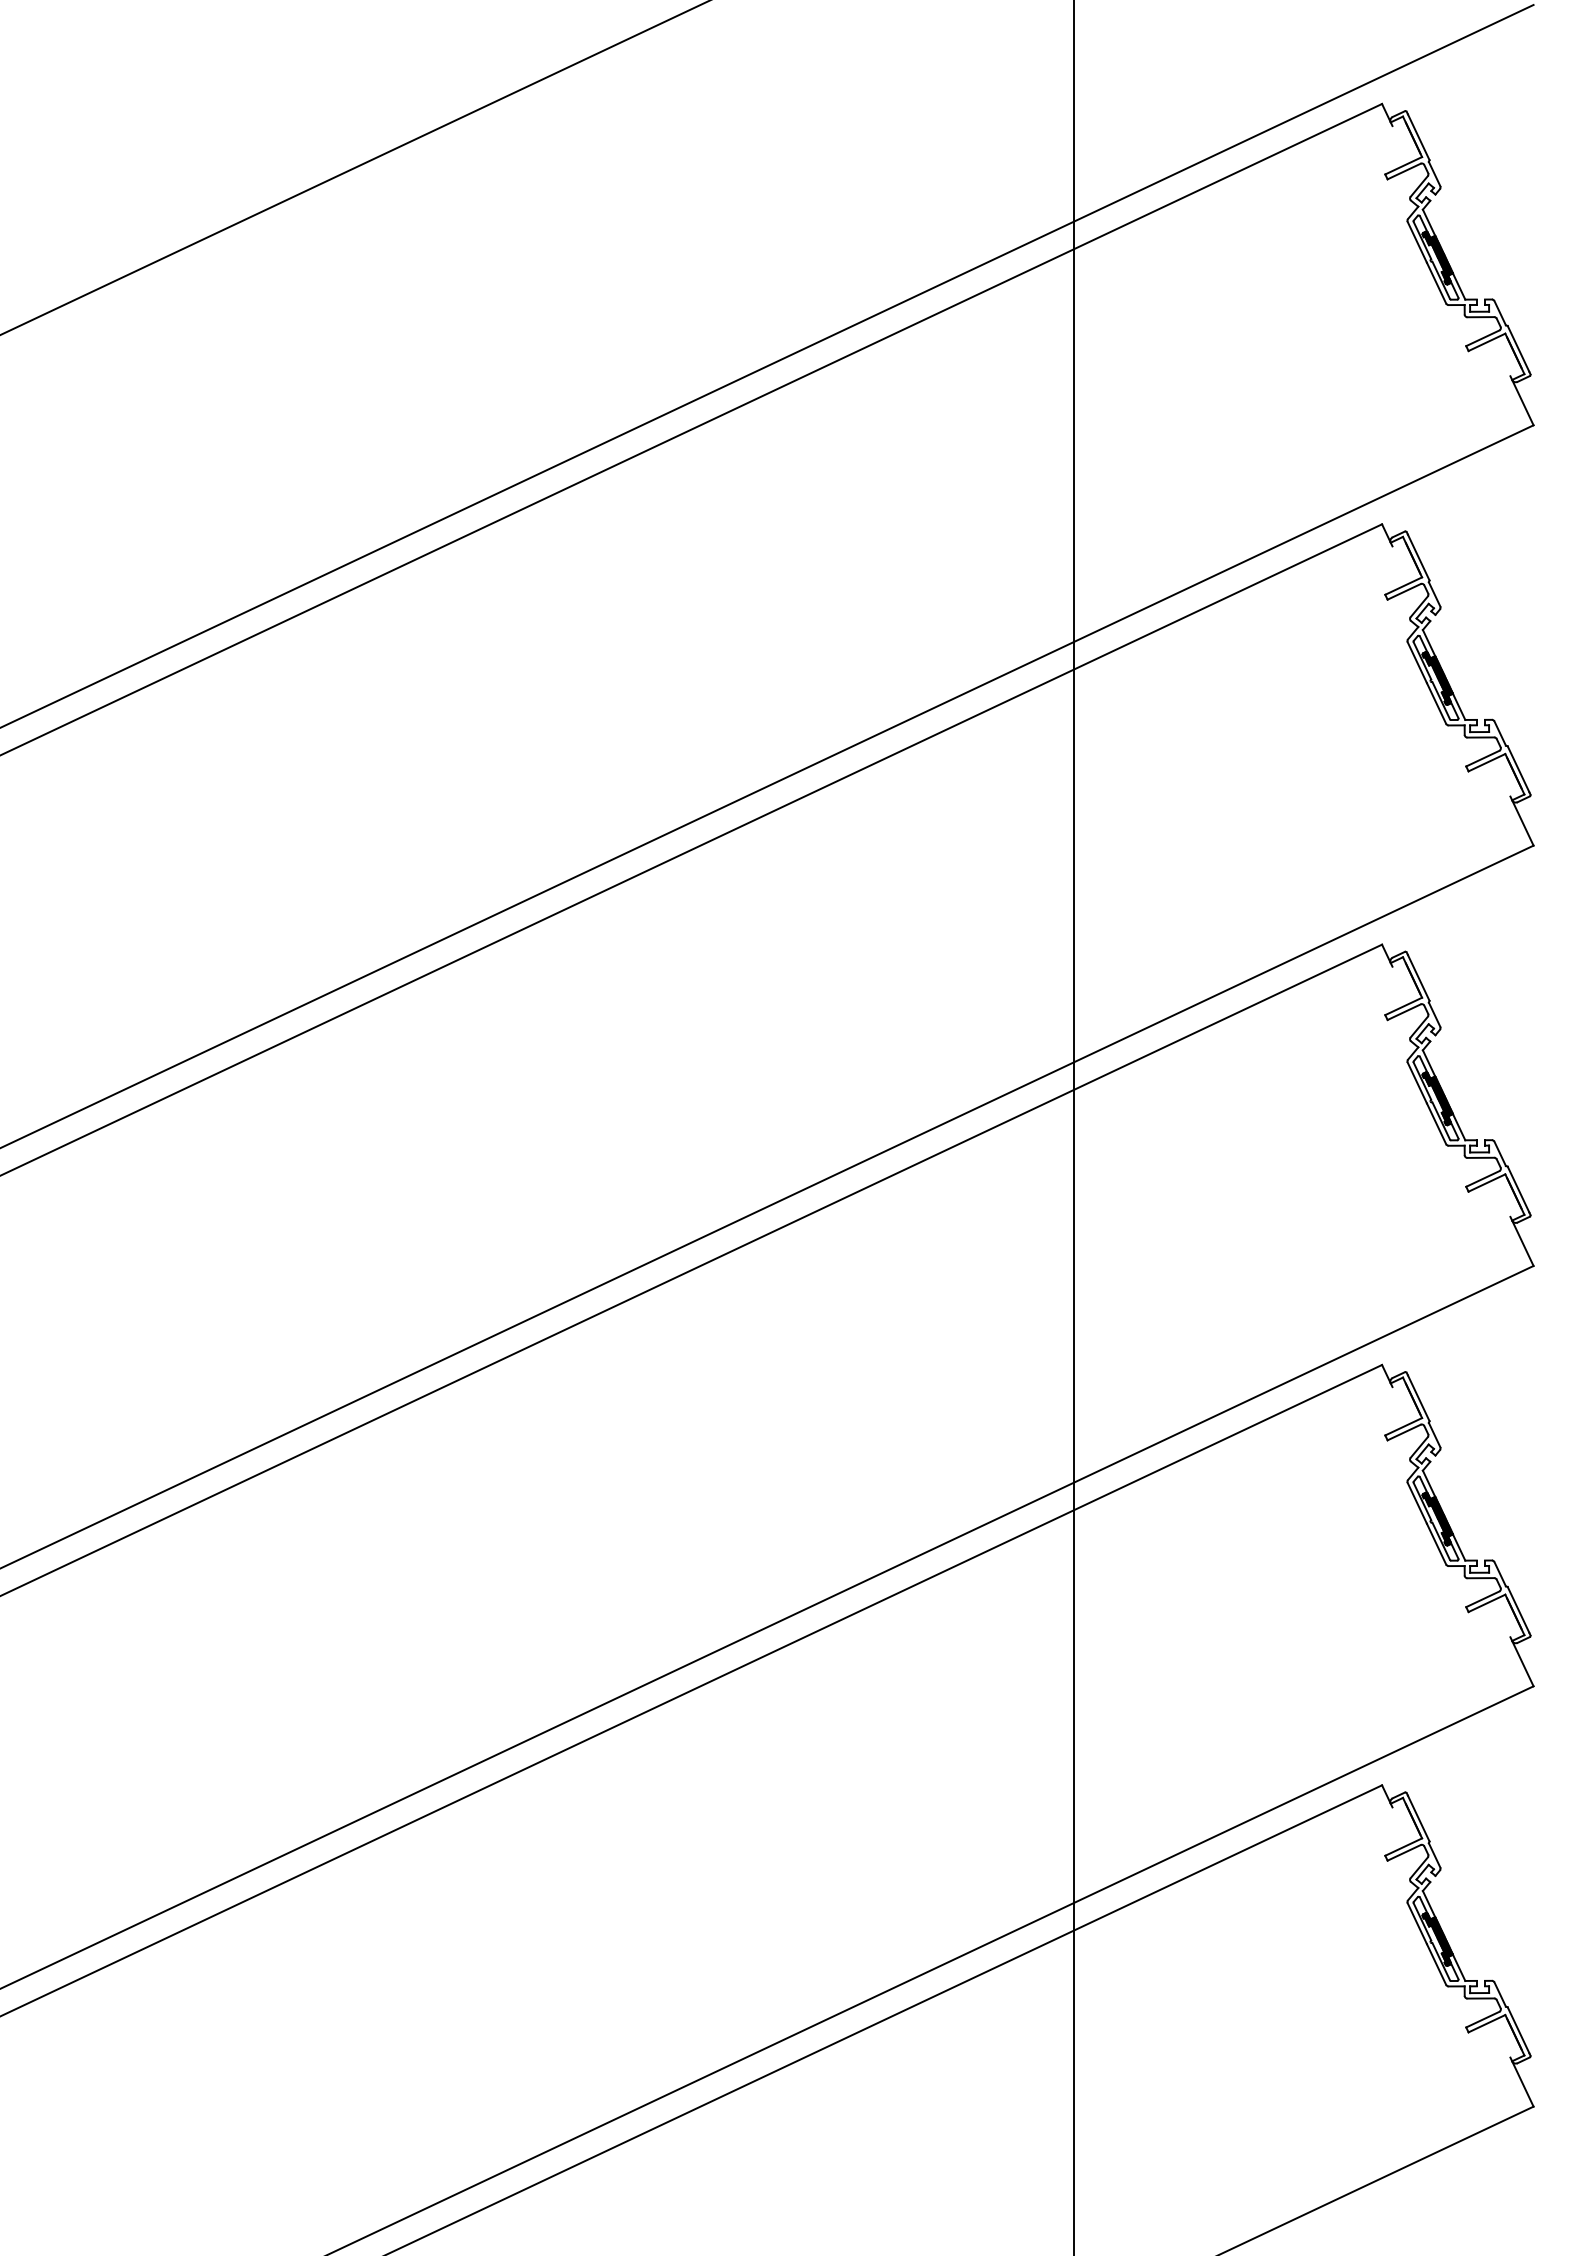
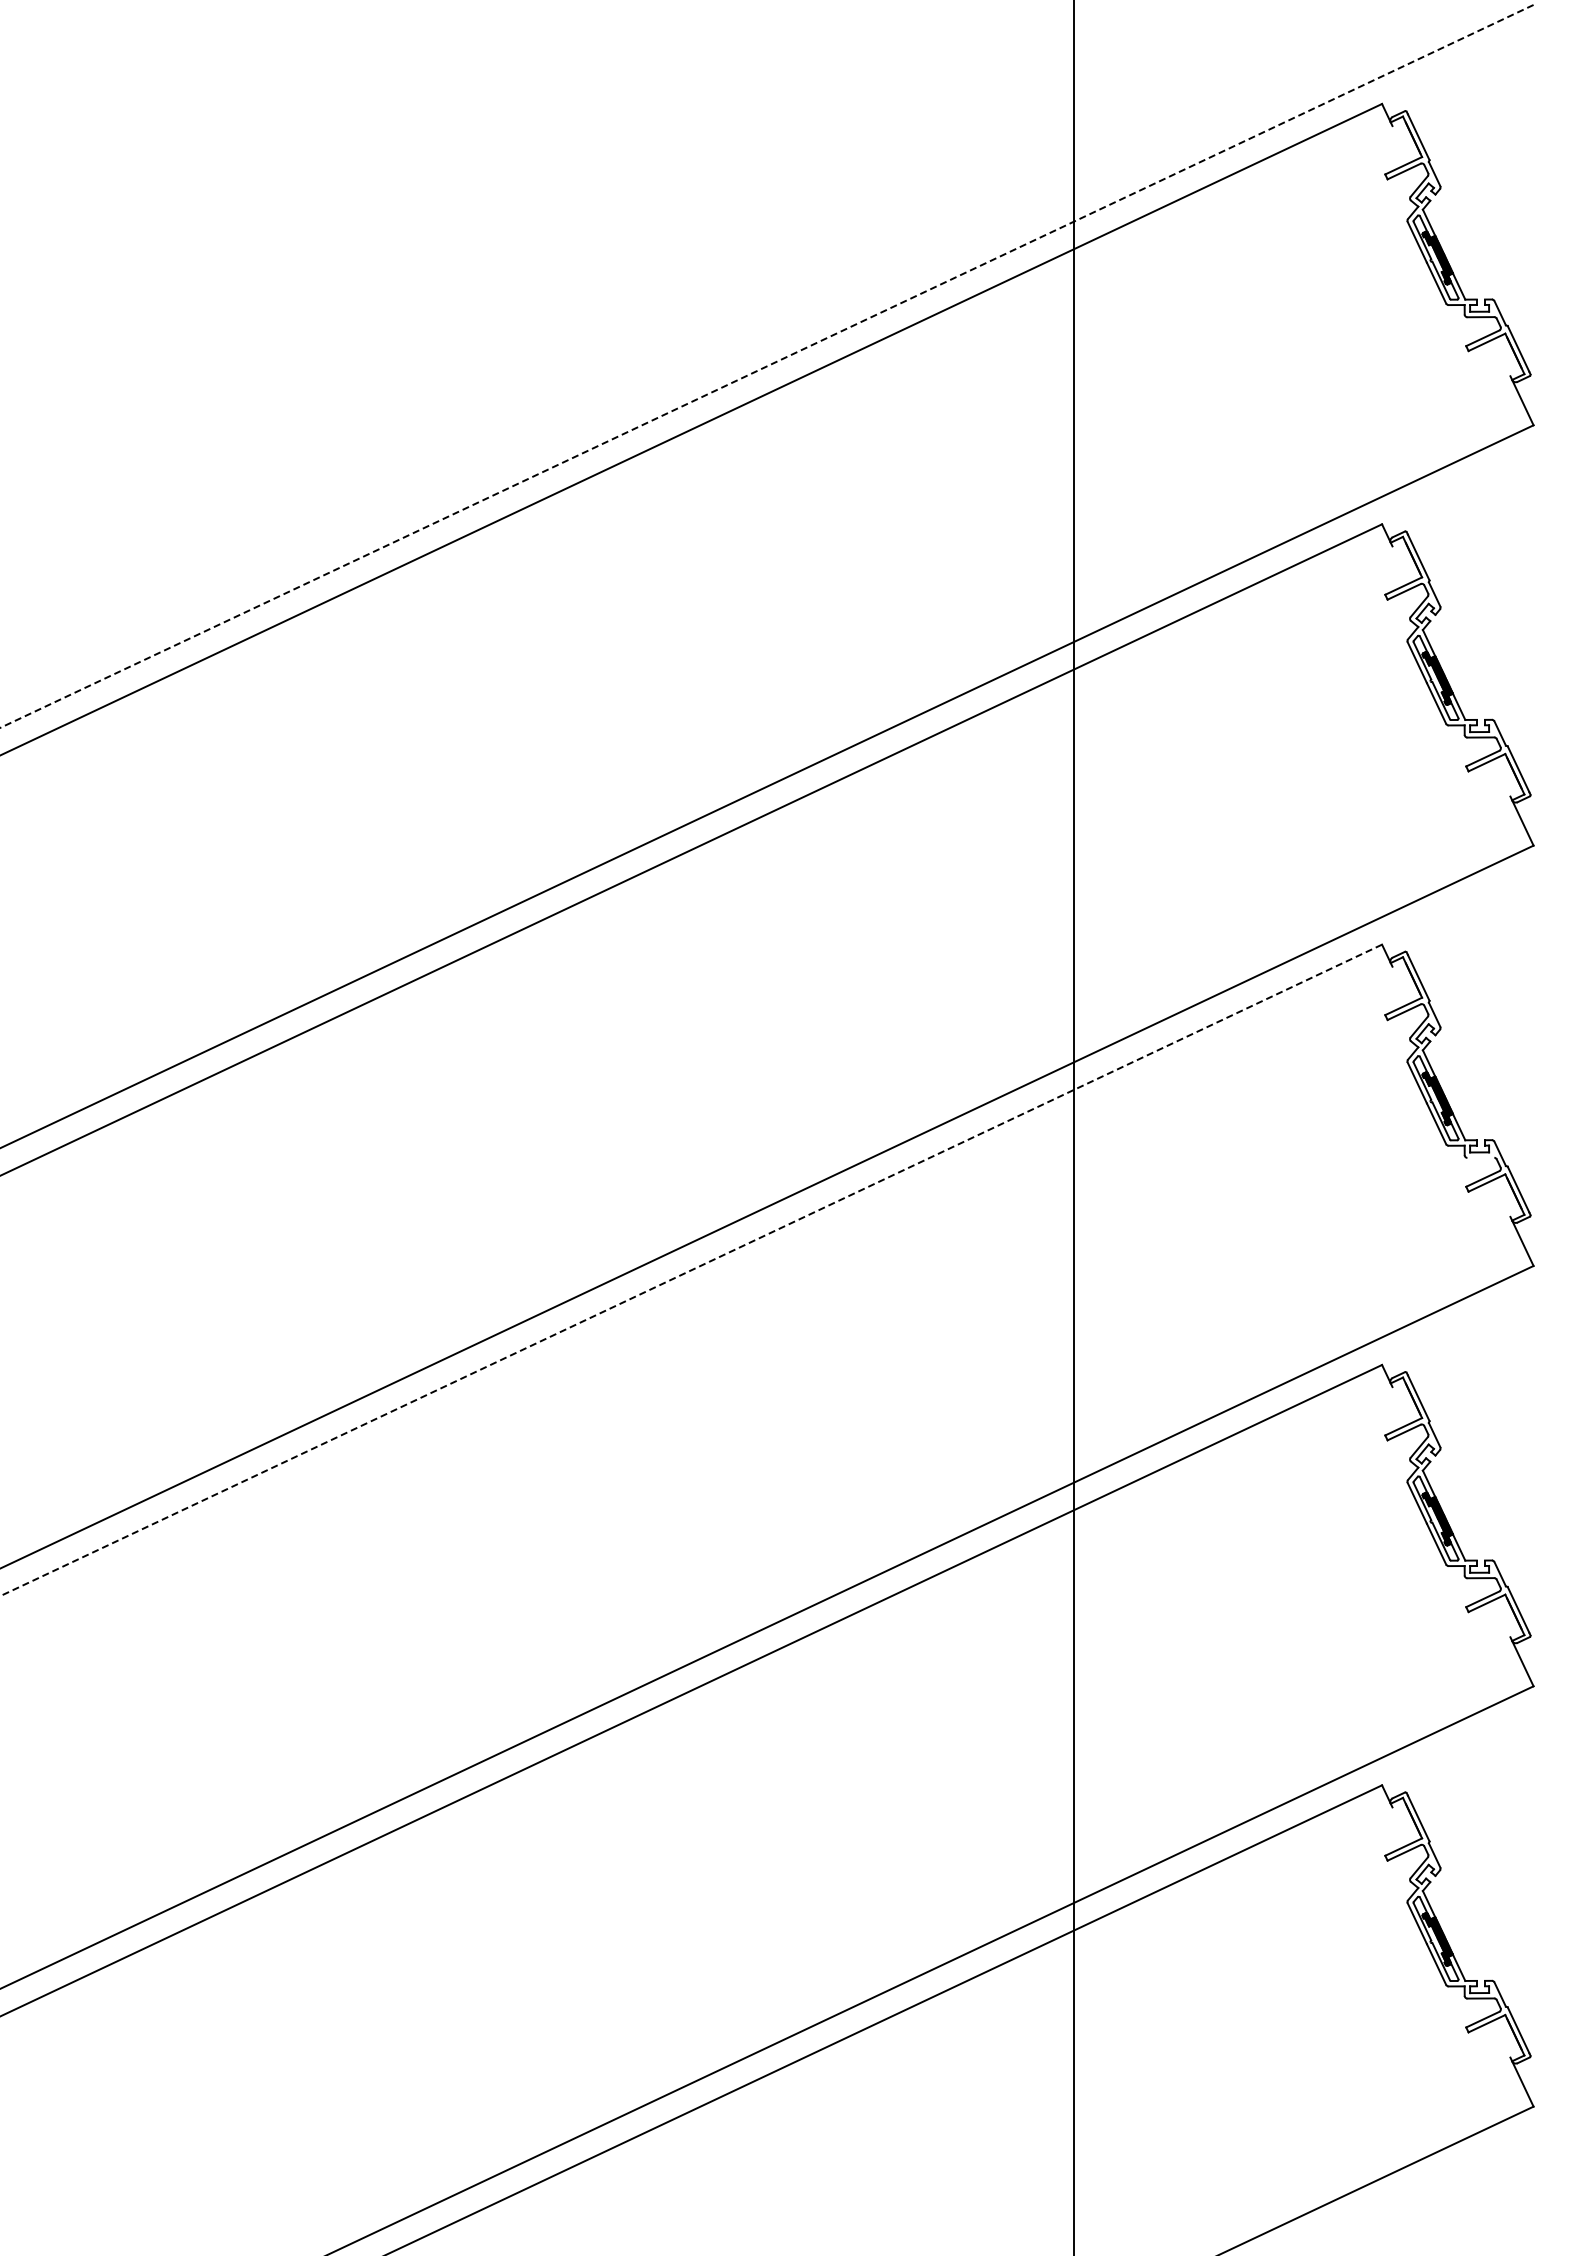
line: present -> none (354, 168)
line: solid -> dashed (766, 366)
line: present -> none (1480, 1157)
line: solid -> dashed (691, 1270)
